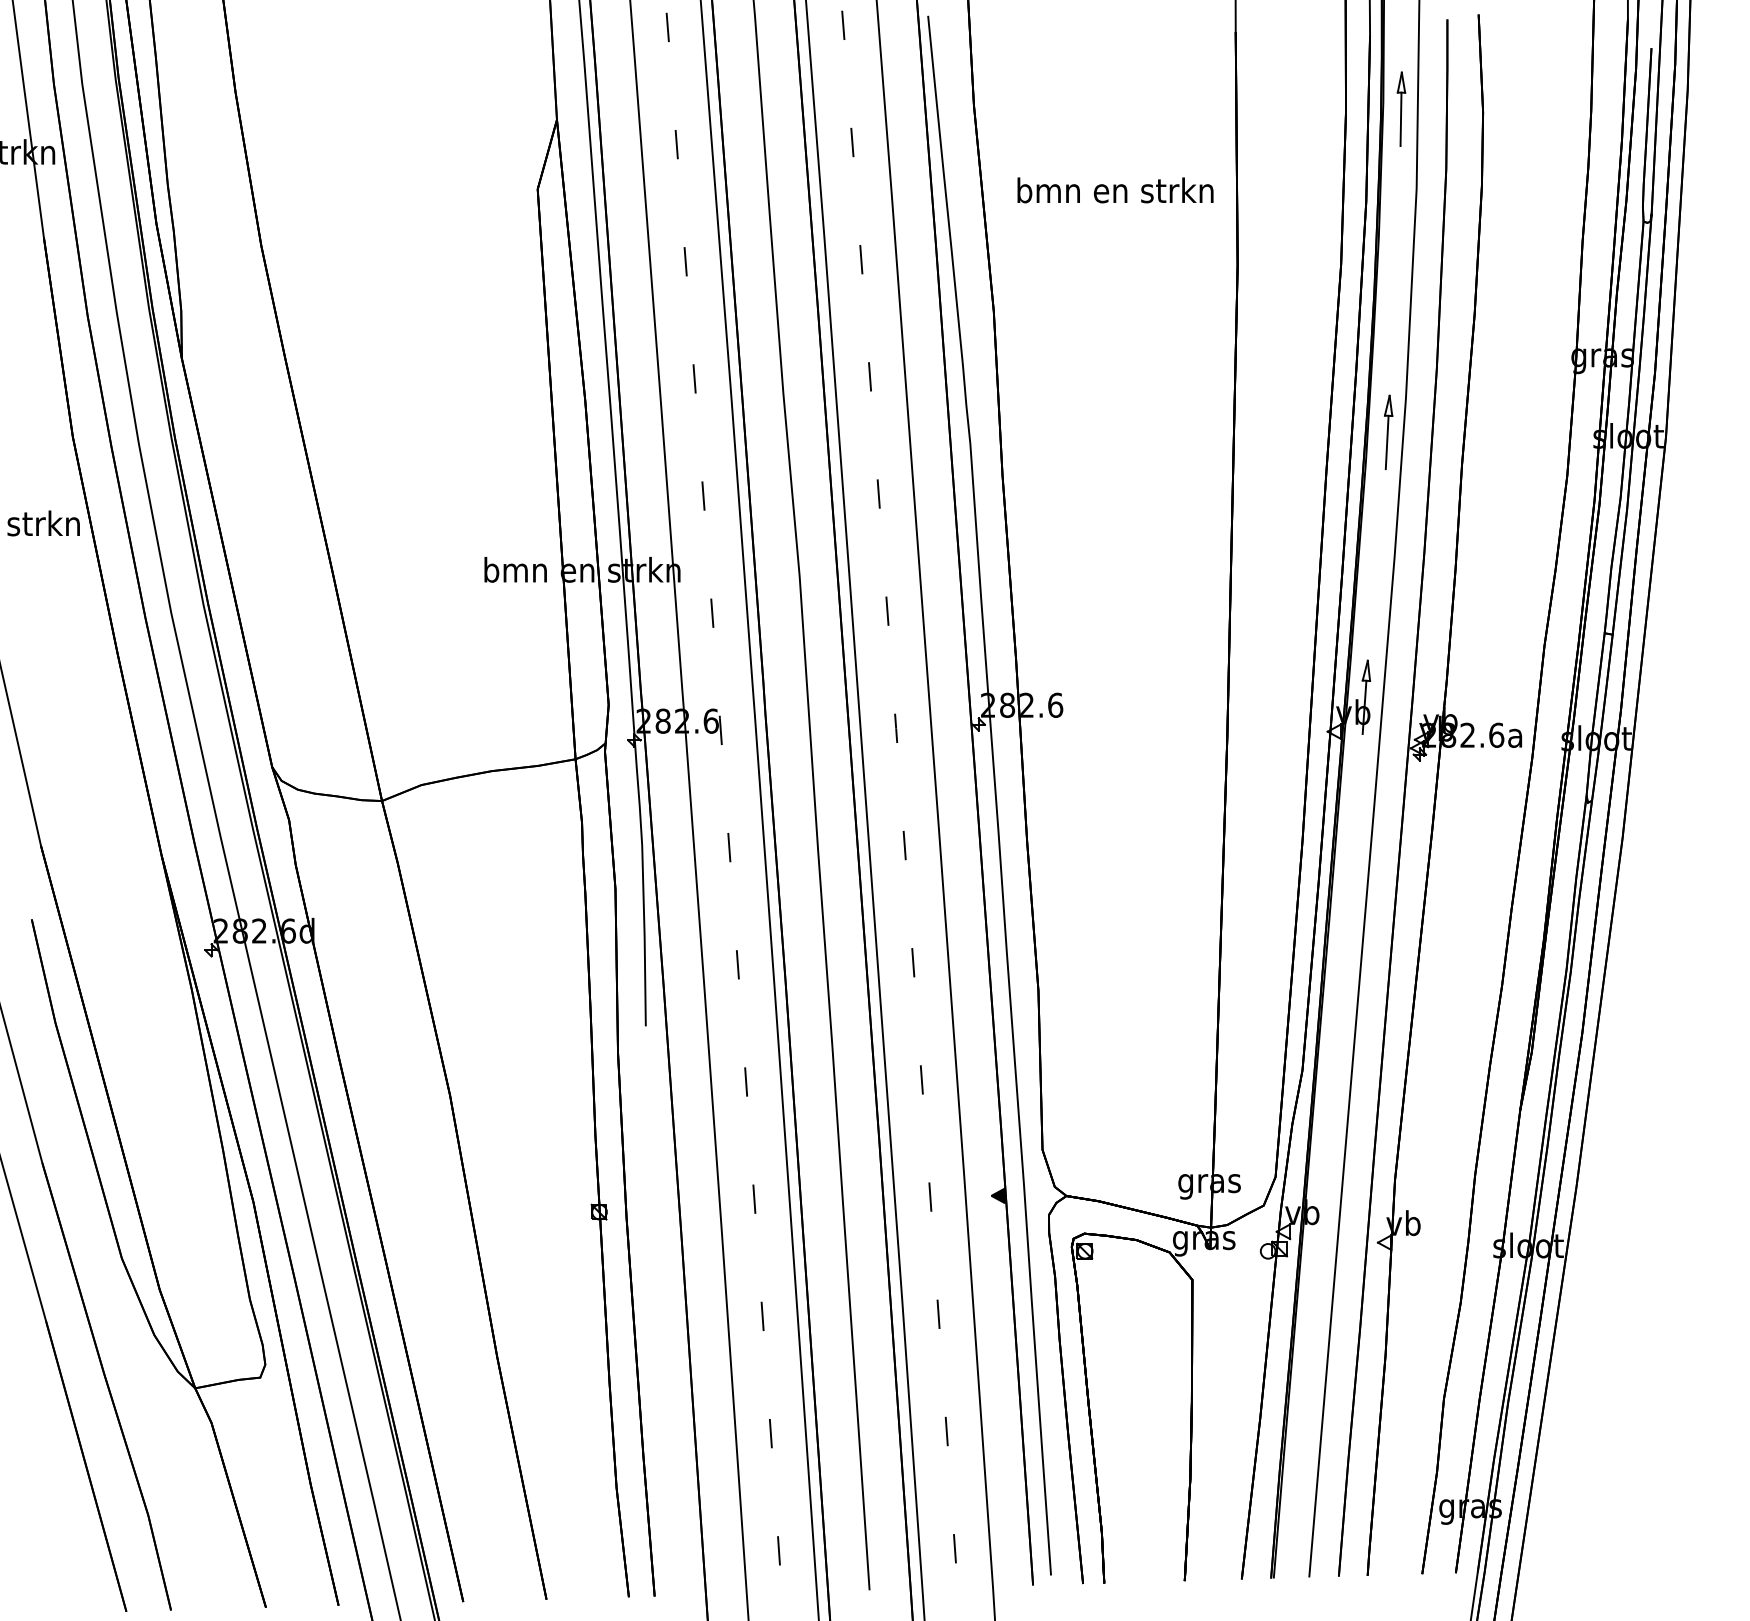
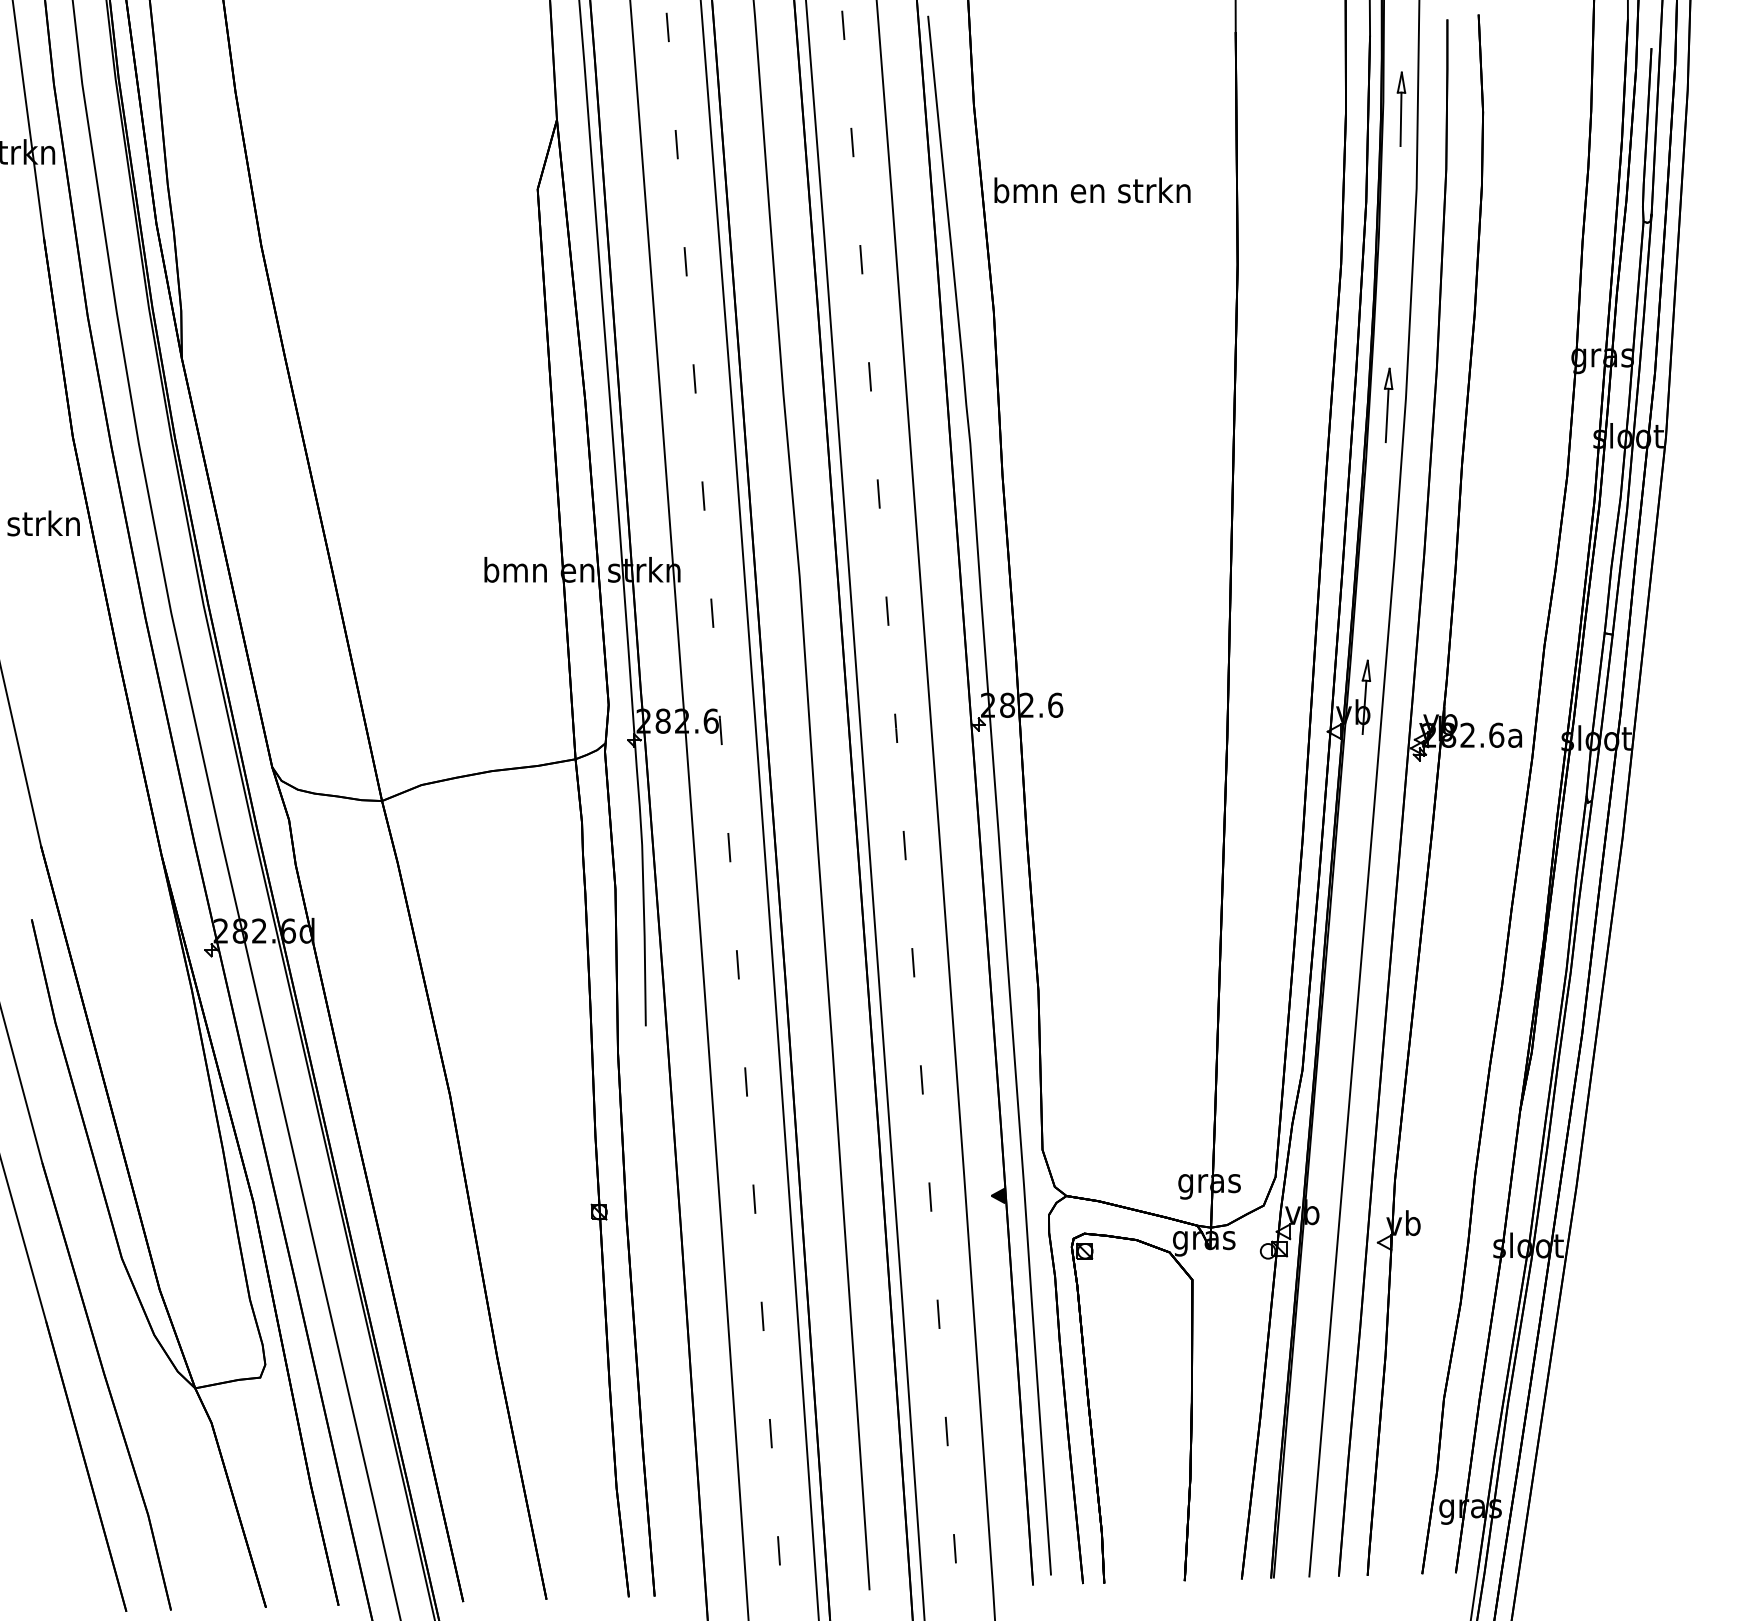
text position: (1115, 190) -> (1092, 190) (1092, 190)
part position: (1388, 431) -> (1388, 404) (1388, 404)
